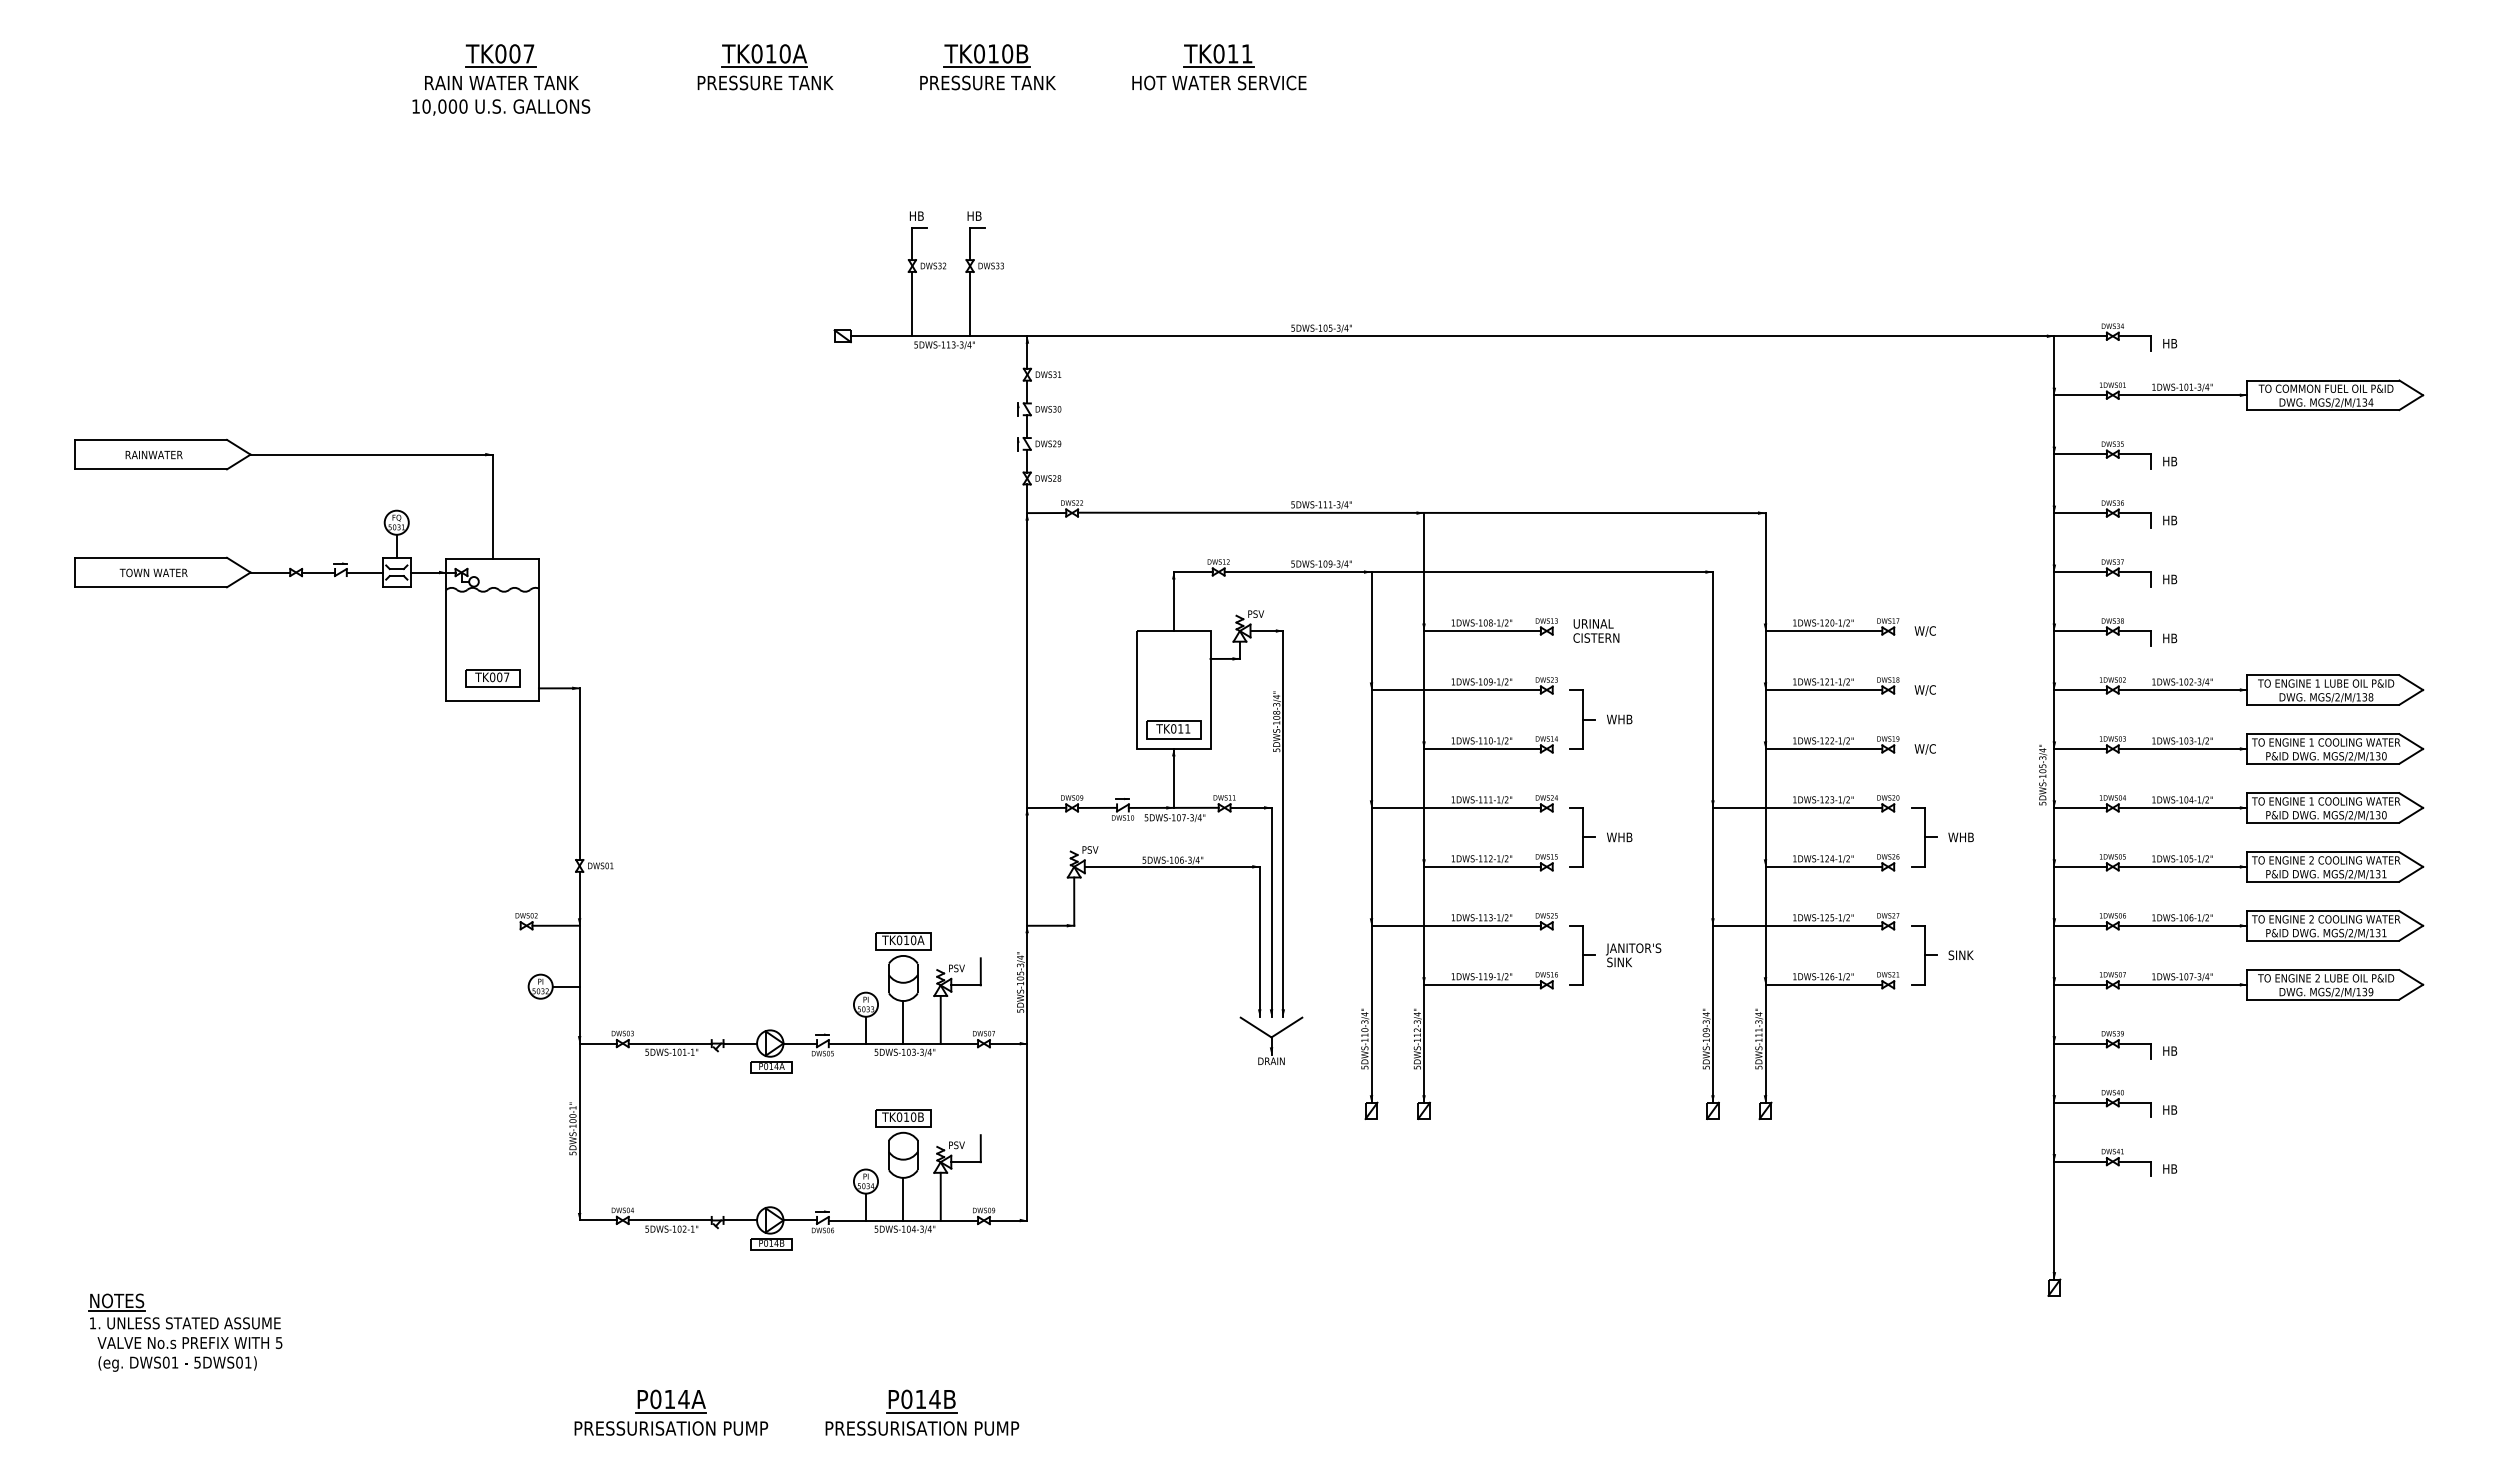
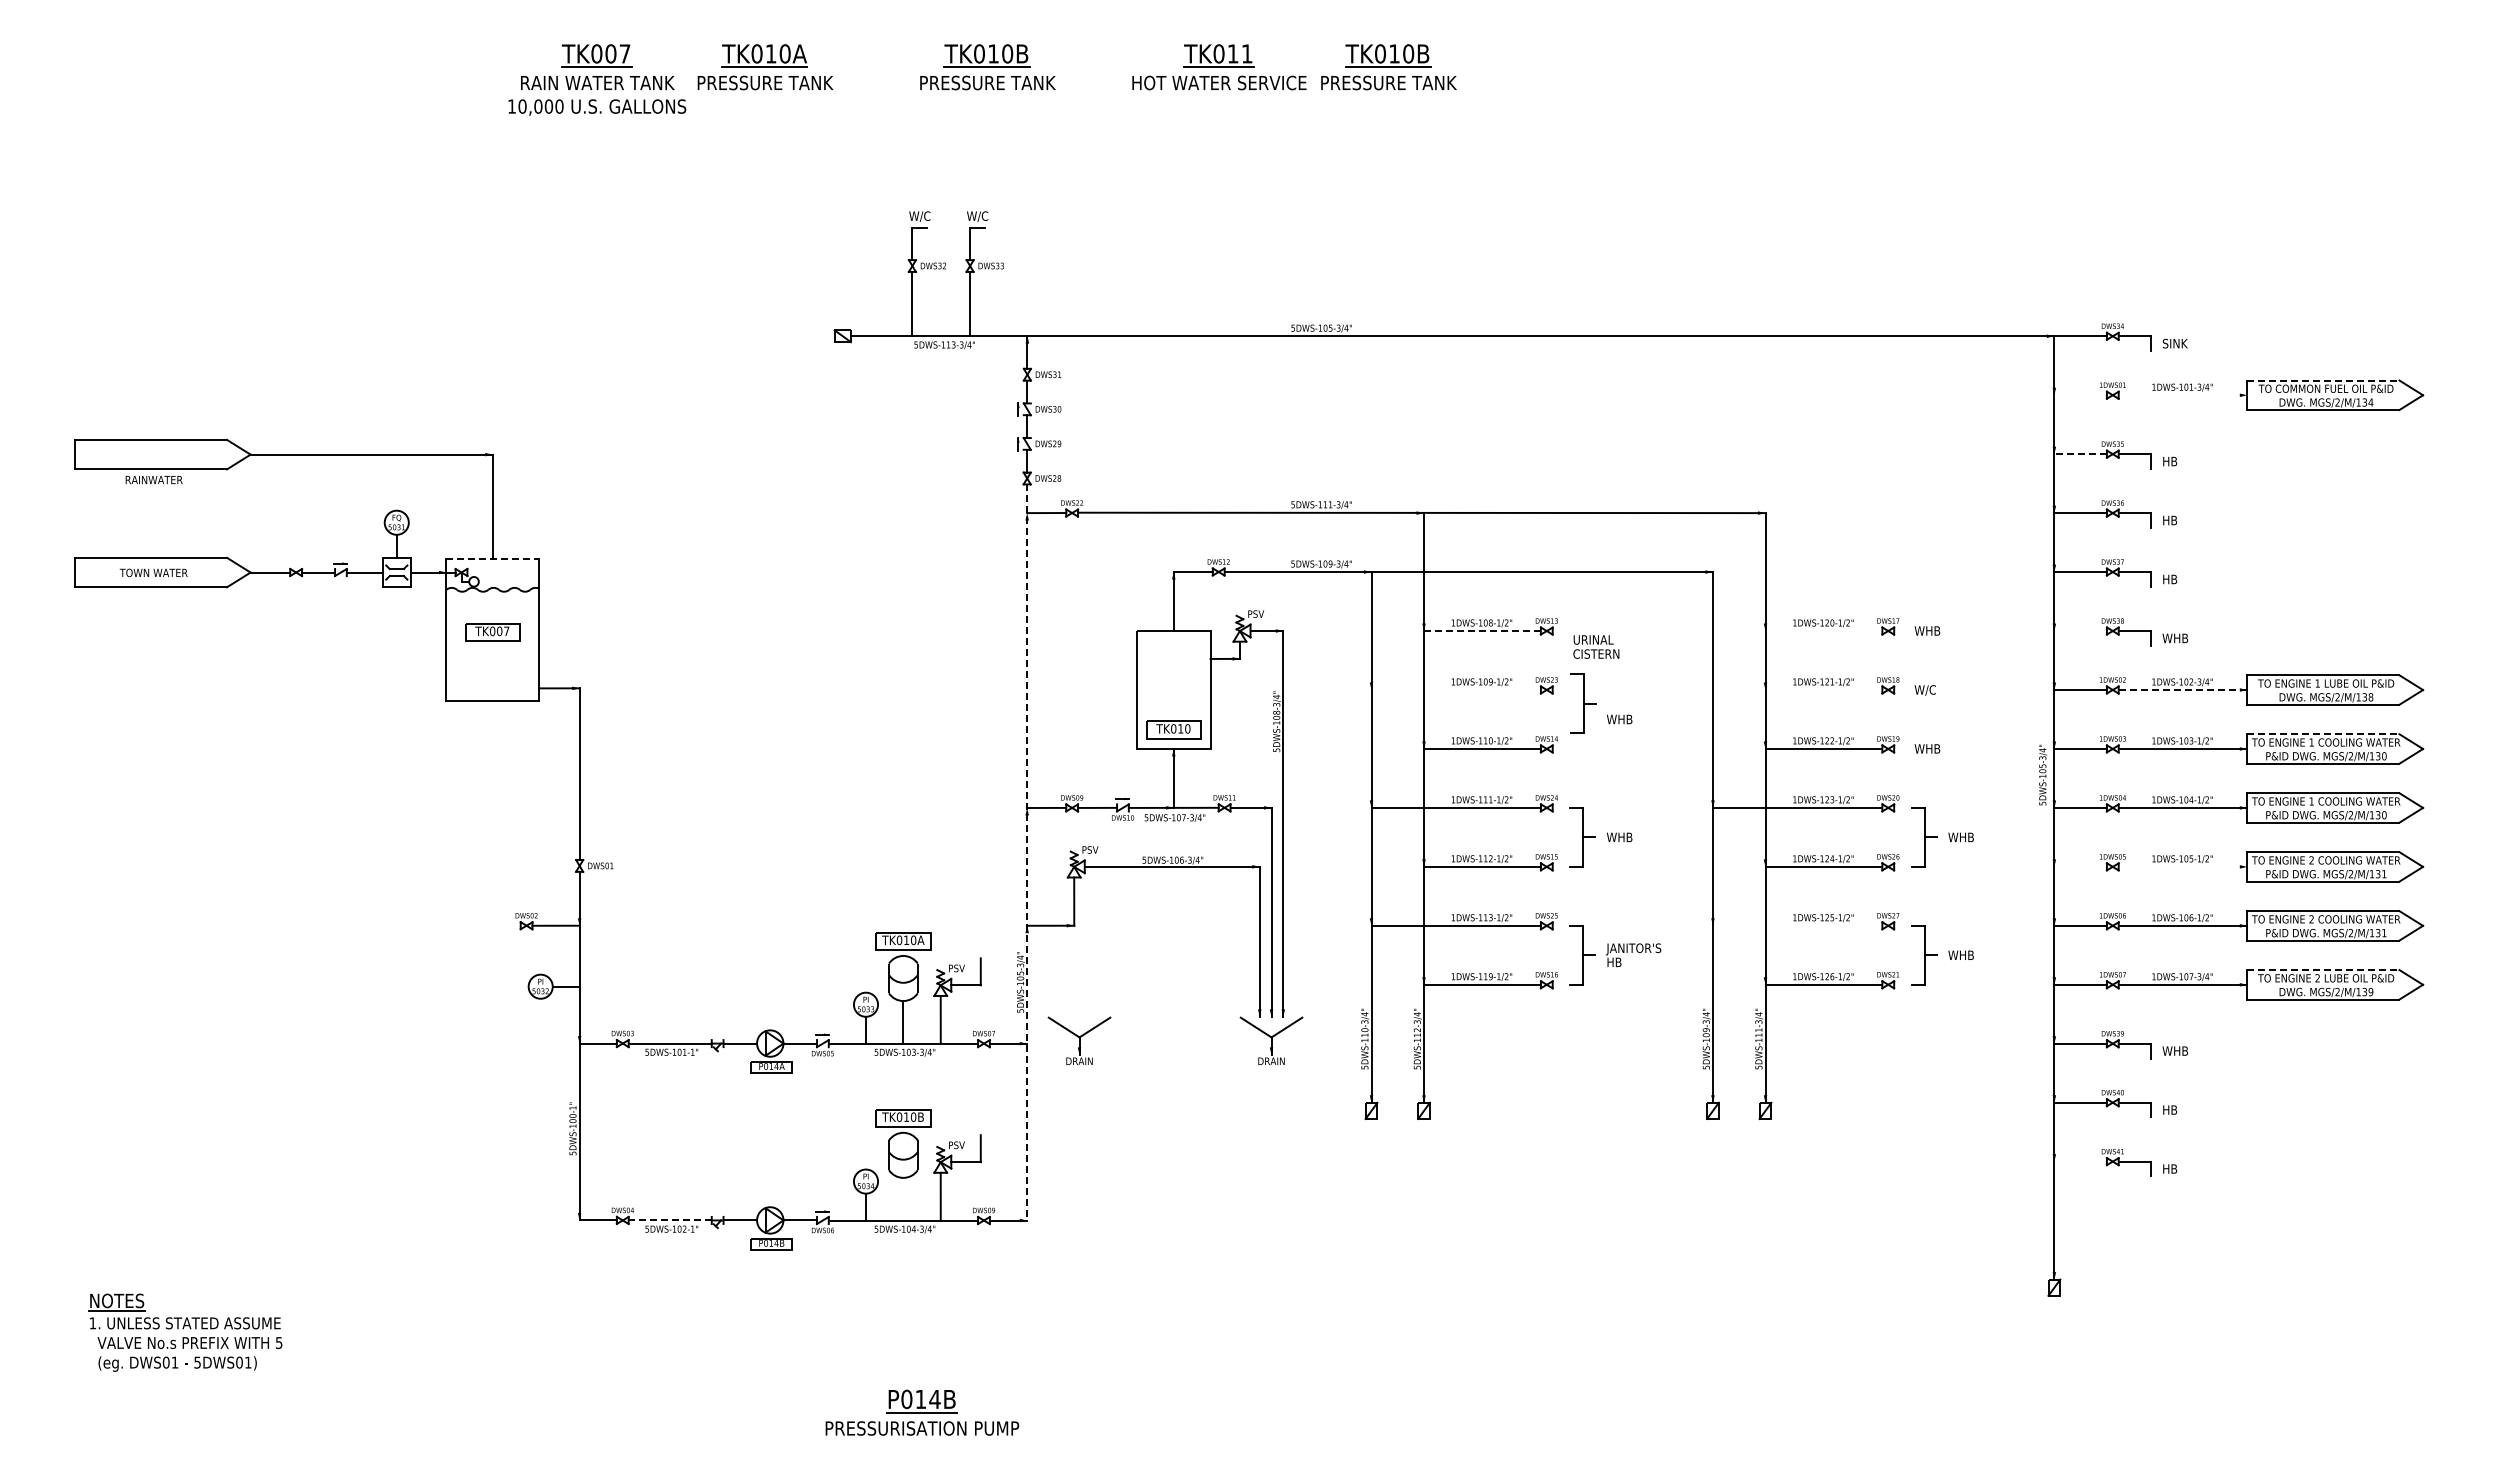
part: none -> present (1388, 67)
part position: (501, 79) -> (597, 79) (597, 79)
text: HB -> W/C (919, 216)
text: HB -> W/C (977, 216)
text: HB -> SINK (2174, 343)
line: solid -> dashed (2323, 380)
line: present -> none (2080, 395)
line: present -> none (2182, 395)
line: solid -> dashed (2080, 454)
text position: (153, 455) -> (153, 480) (153, 480)
line: solid -> dashed (493, 558)
text position: (1596, 630) -> (1596, 646) (1596, 646)
line: solid -> dashed (1481, 631)
line: present -> none (1823, 631)
text: W/C -> WHB (1932, 631)
line: present -> none (2080, 631)
text: HB -> WHB (2175, 638)
part position: (492, 678) -> (492, 632) (492, 632)
line: present -> none (1455, 689)
line: present -> none (1823, 689)
line: solid -> dashed (2182, 690)
part position: (1582, 719) -> (1583, 703) (1583, 703)
text: TK011 -> TK010 (1187, 728)
line: solid -> dashed (2323, 734)
text: W/C -> WHB (1932, 749)
line: solid -> dashed (1027, 852)
line: present -> none (2080, 866)
line: present -> none (2182, 866)
line: present -> none (1797, 925)
text: SINK -> WHB (1960, 955)
text: SINK -> HB (1619, 962)
line: solid -> dashed (2323, 970)
part: none -> present (1079, 1040)
text: HB -> WHB (2174, 1050)
line: present -> none (2080, 1161)
line: present -> none (903, 1198)
line: solid -> dashed (670, 1220)
part: present -> none (671, 1412)
